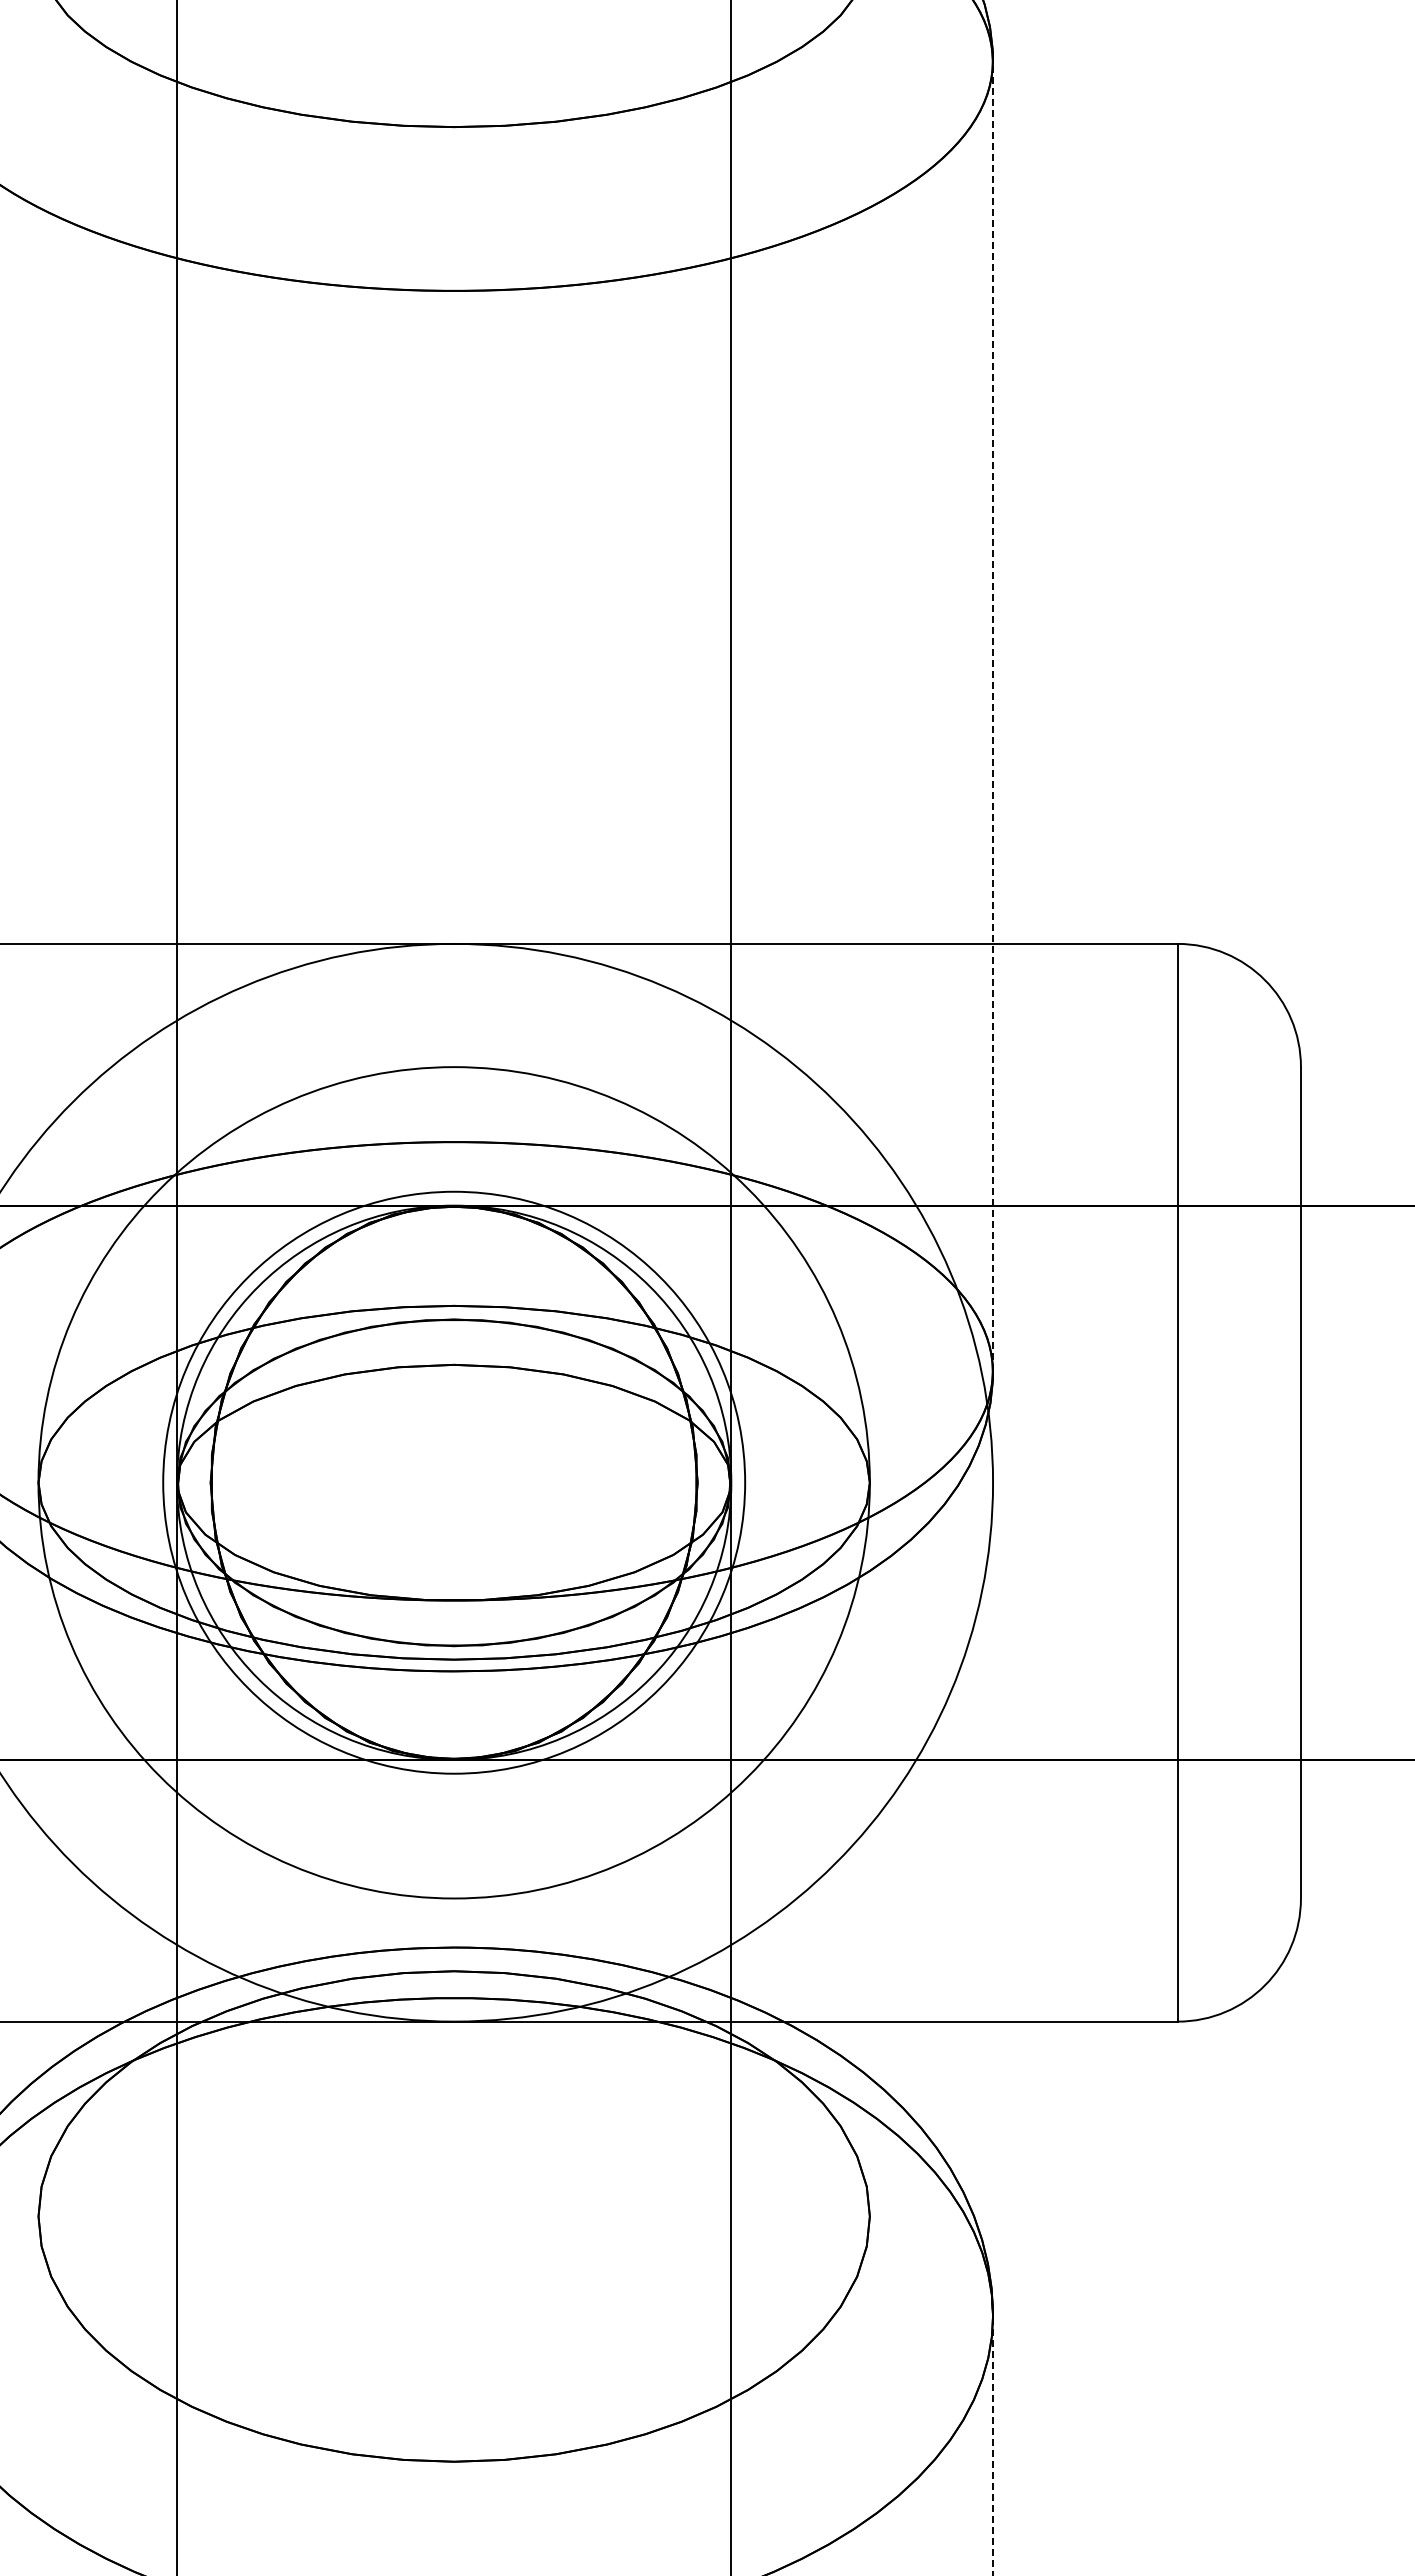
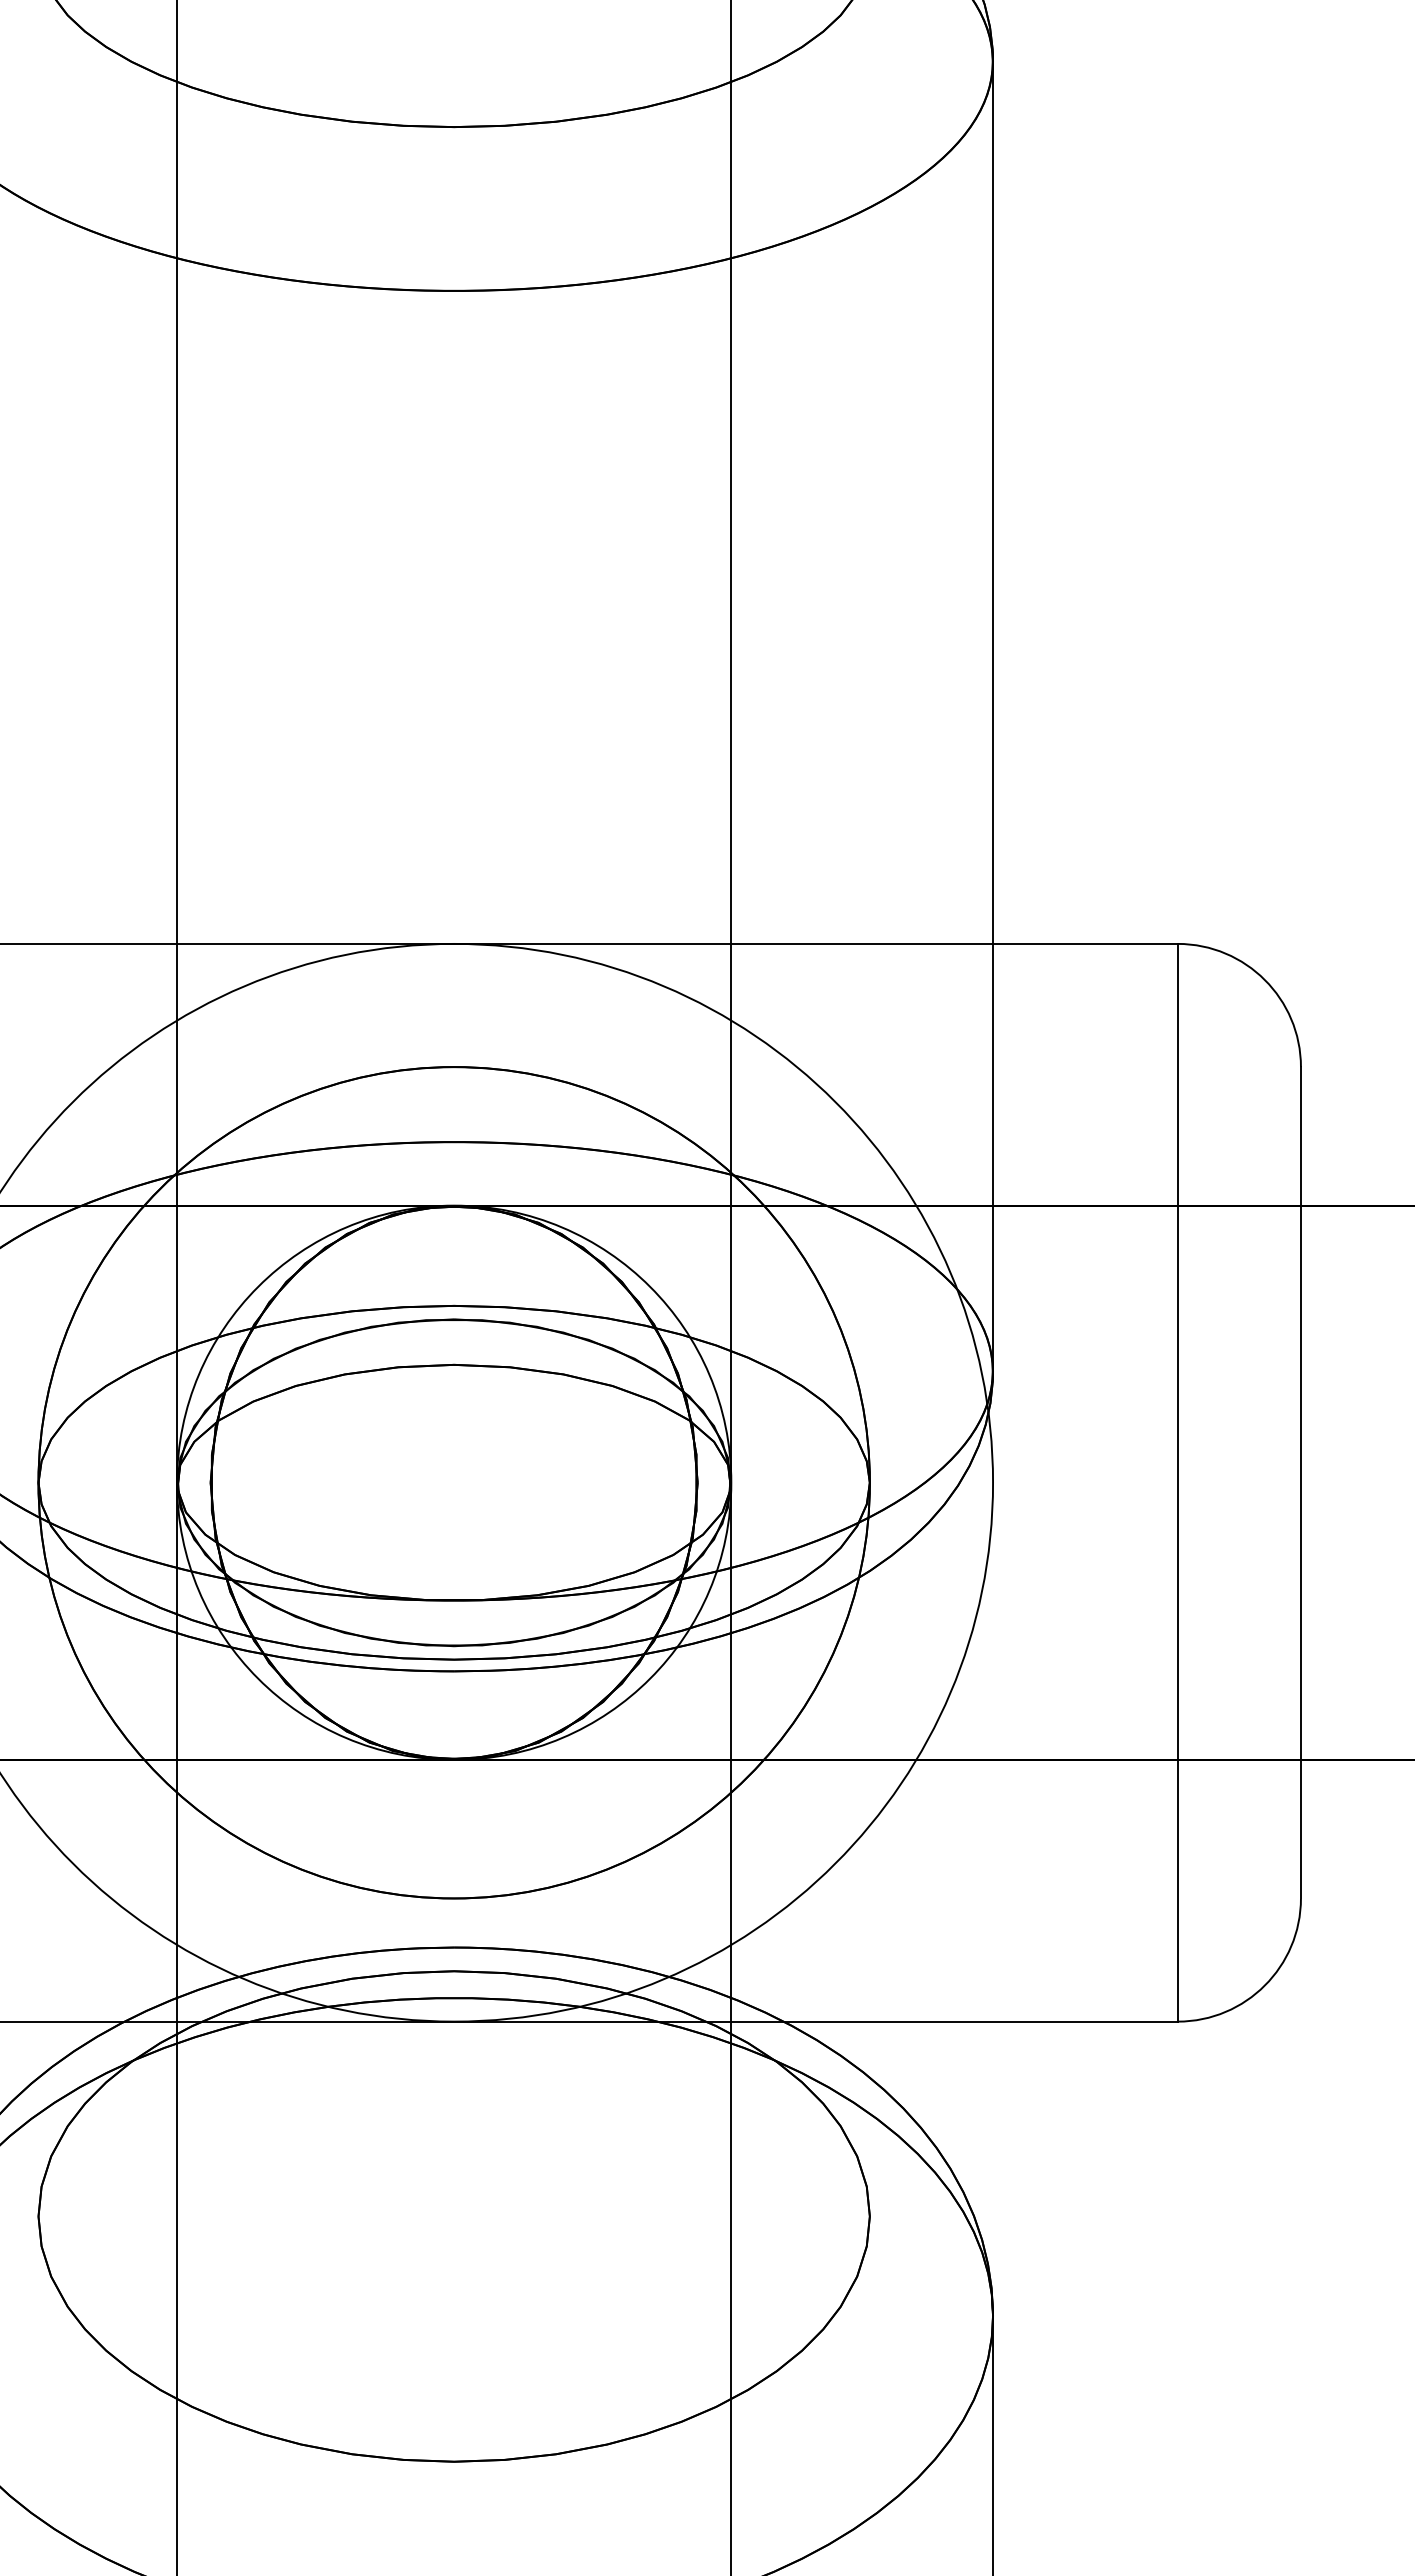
line: dashed -> solid (993, 716)
circle diameter: 582 px -> 831 px (453, 1482)
line: dashed -> solid (993, 2445)
